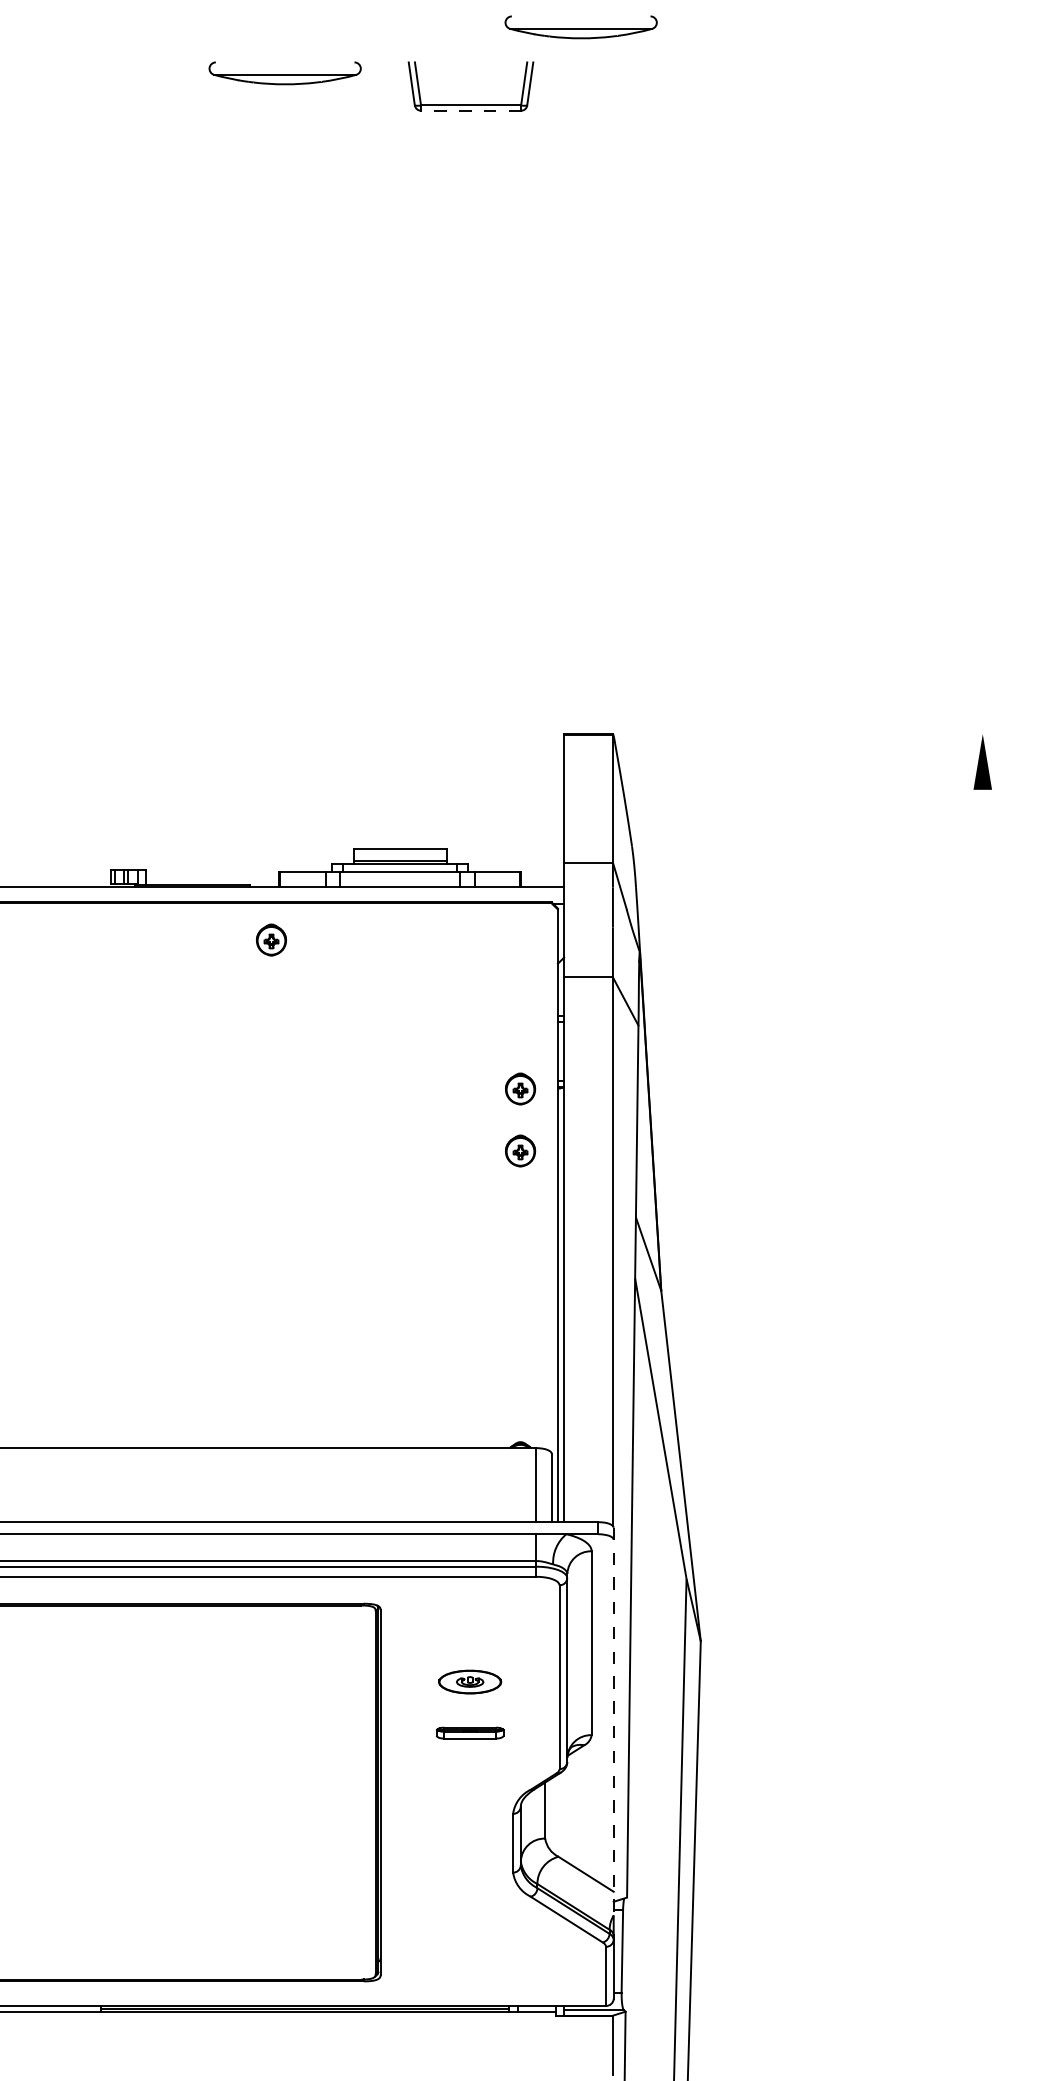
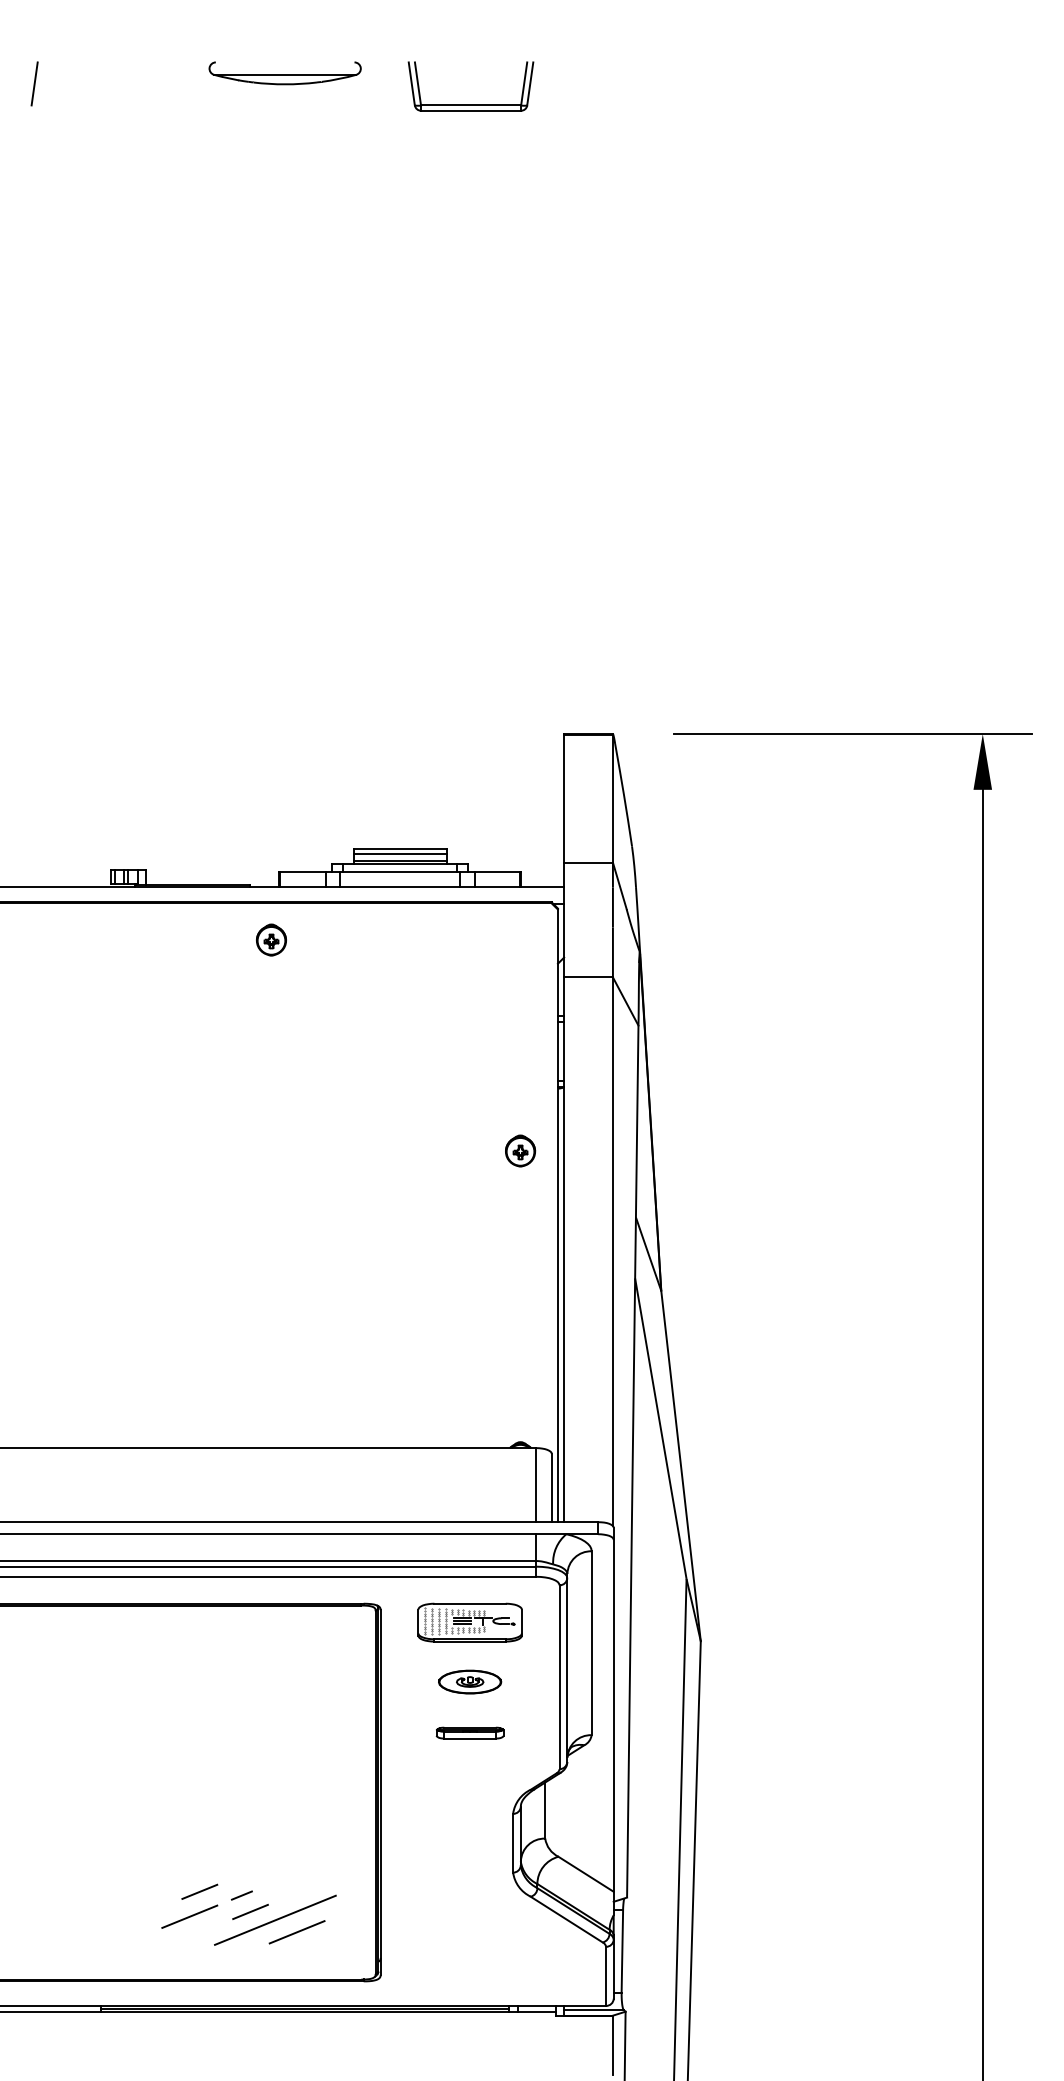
part: present -> none (580, 27)
line: none -> present (34, 83)
line: dashed -> solid (470, 110)
line: none -> present (852, 734)
line: none -> present (399, 853)
part: present -> none (520, 1088)
line: none -> present (982, 1433)
part: none -> present (469, 1622)
line: dashed -> solid (613, 1721)
part: none -> present (248, 1914)
